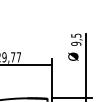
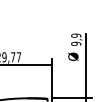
text: 9,5 -> 9,9 (75, 35)
